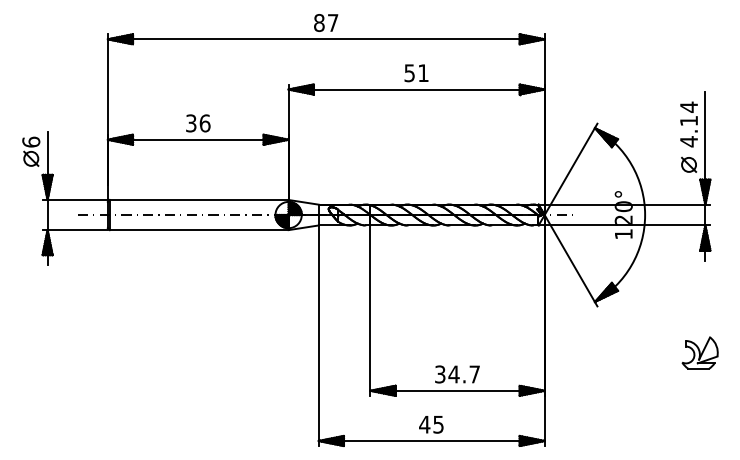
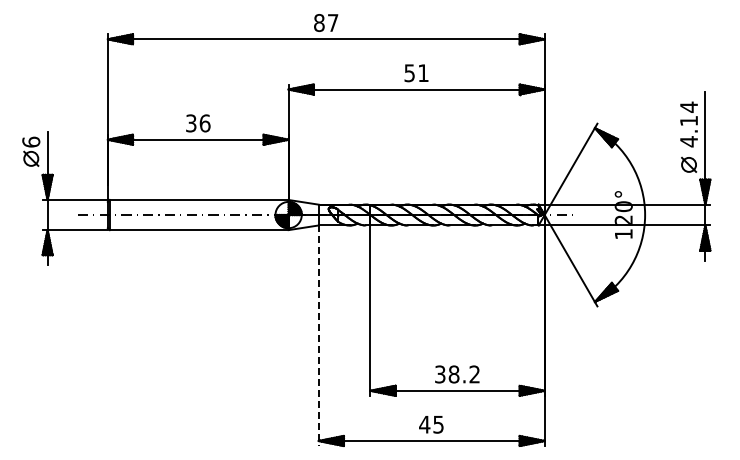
line: solid -> dashed (318, 336)
part: present -> none (699, 352)
text: 34.7 -> 38.2 (463, 374)
